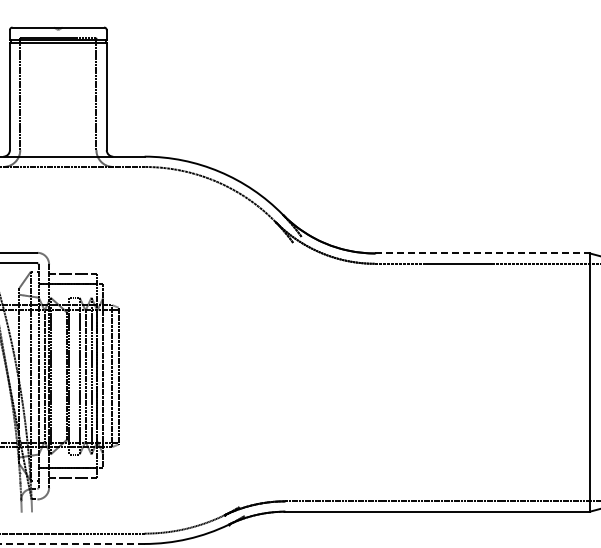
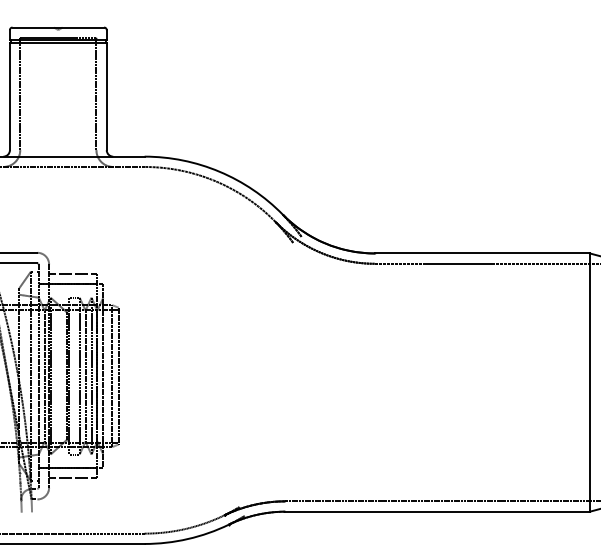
line: dashed -> solid (483, 253)
line: dashed -> solid (72, 543)
